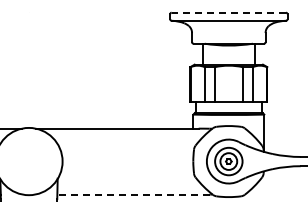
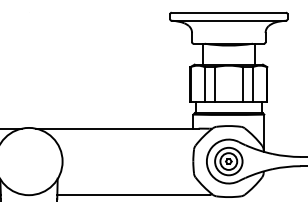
line: dashed -> solid (228, 12)
line: dashed -> solid (133, 194)
